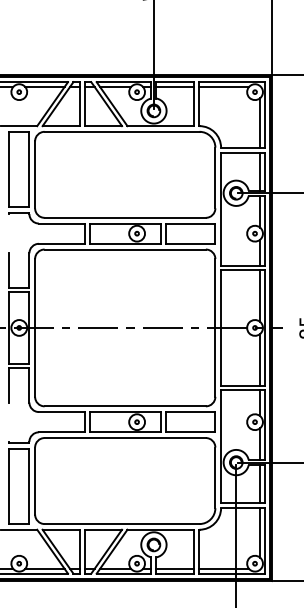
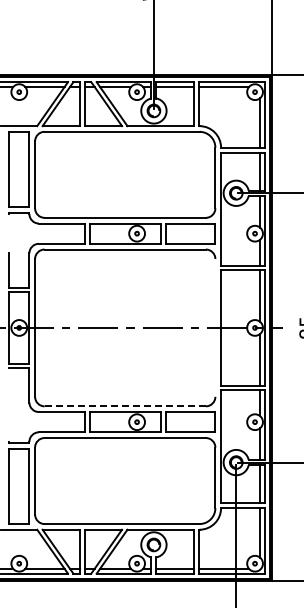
line: present -> none (215, 327)
line: present -> none (9, 385)
line: solid -> dashed (125, 406)
